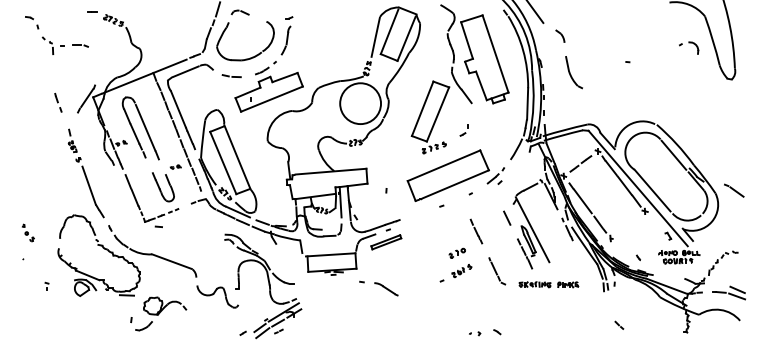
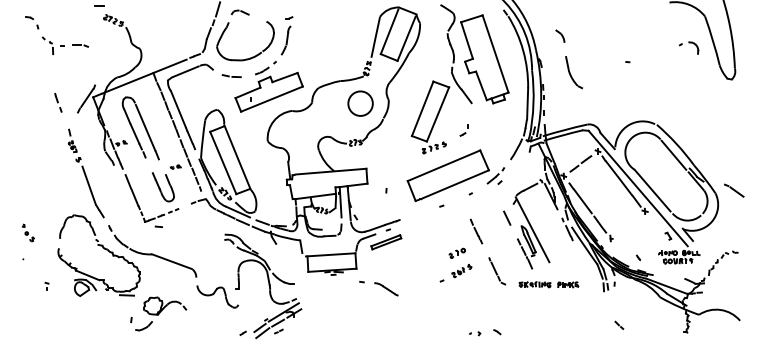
part position: (92, 11) -> (99, 5) (99, 5)
line: present -> none (535, 12)
circle diameter: 41 px -> 25 px (360, 103)
part: present -> none (728, 292)
